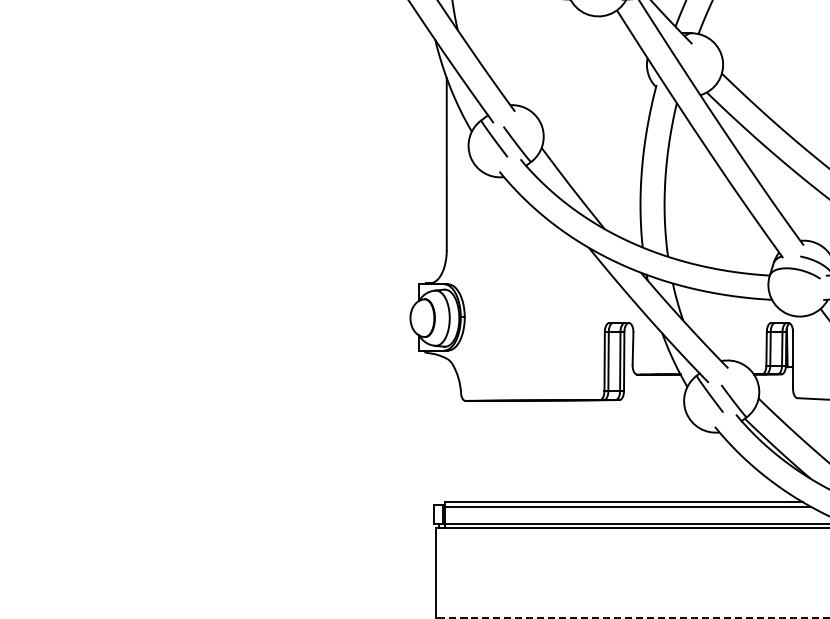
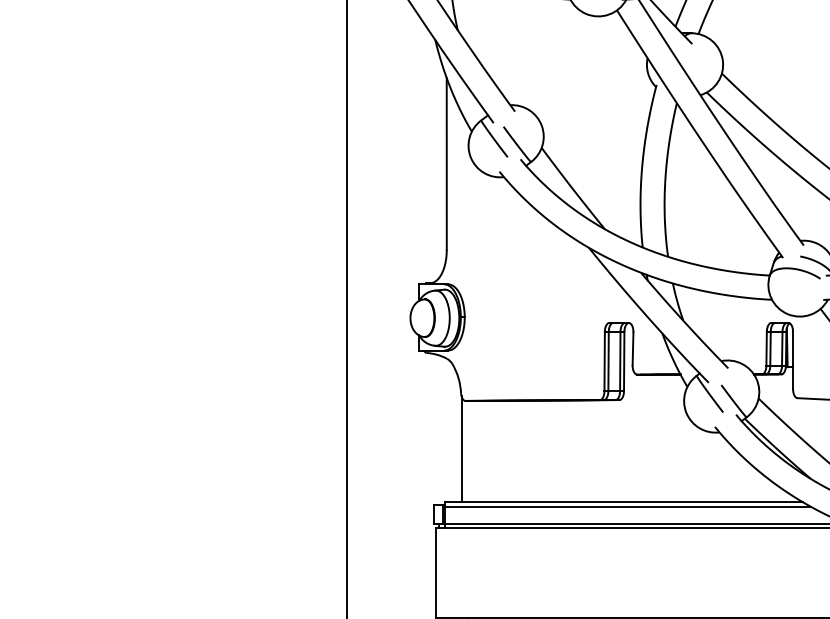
line: none -> present (347, 308)
line: none -> present (461, 449)
line: dashed -> solid (633, 618)
